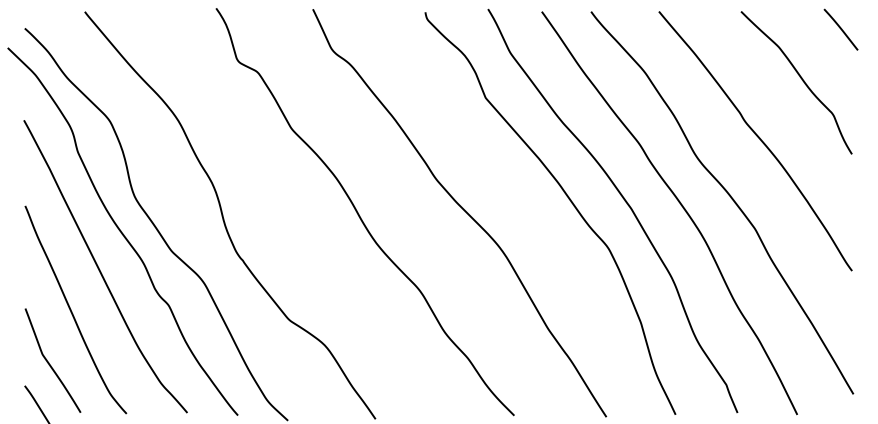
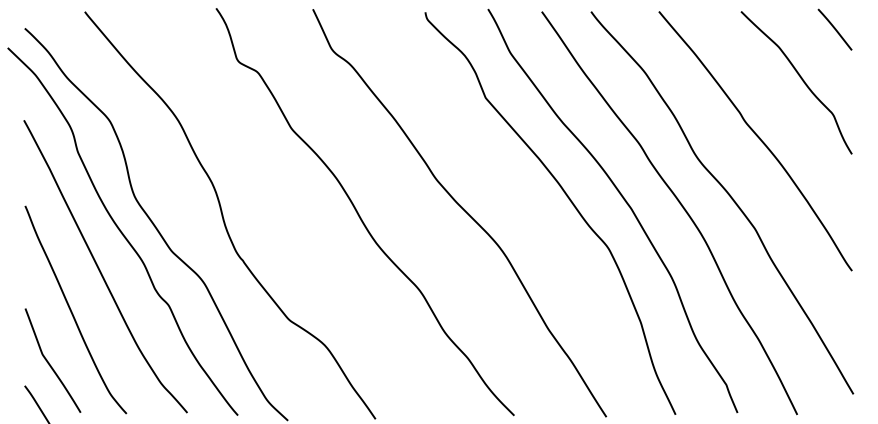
line position: (840, 29) -> (834, 29) (834, 29)
